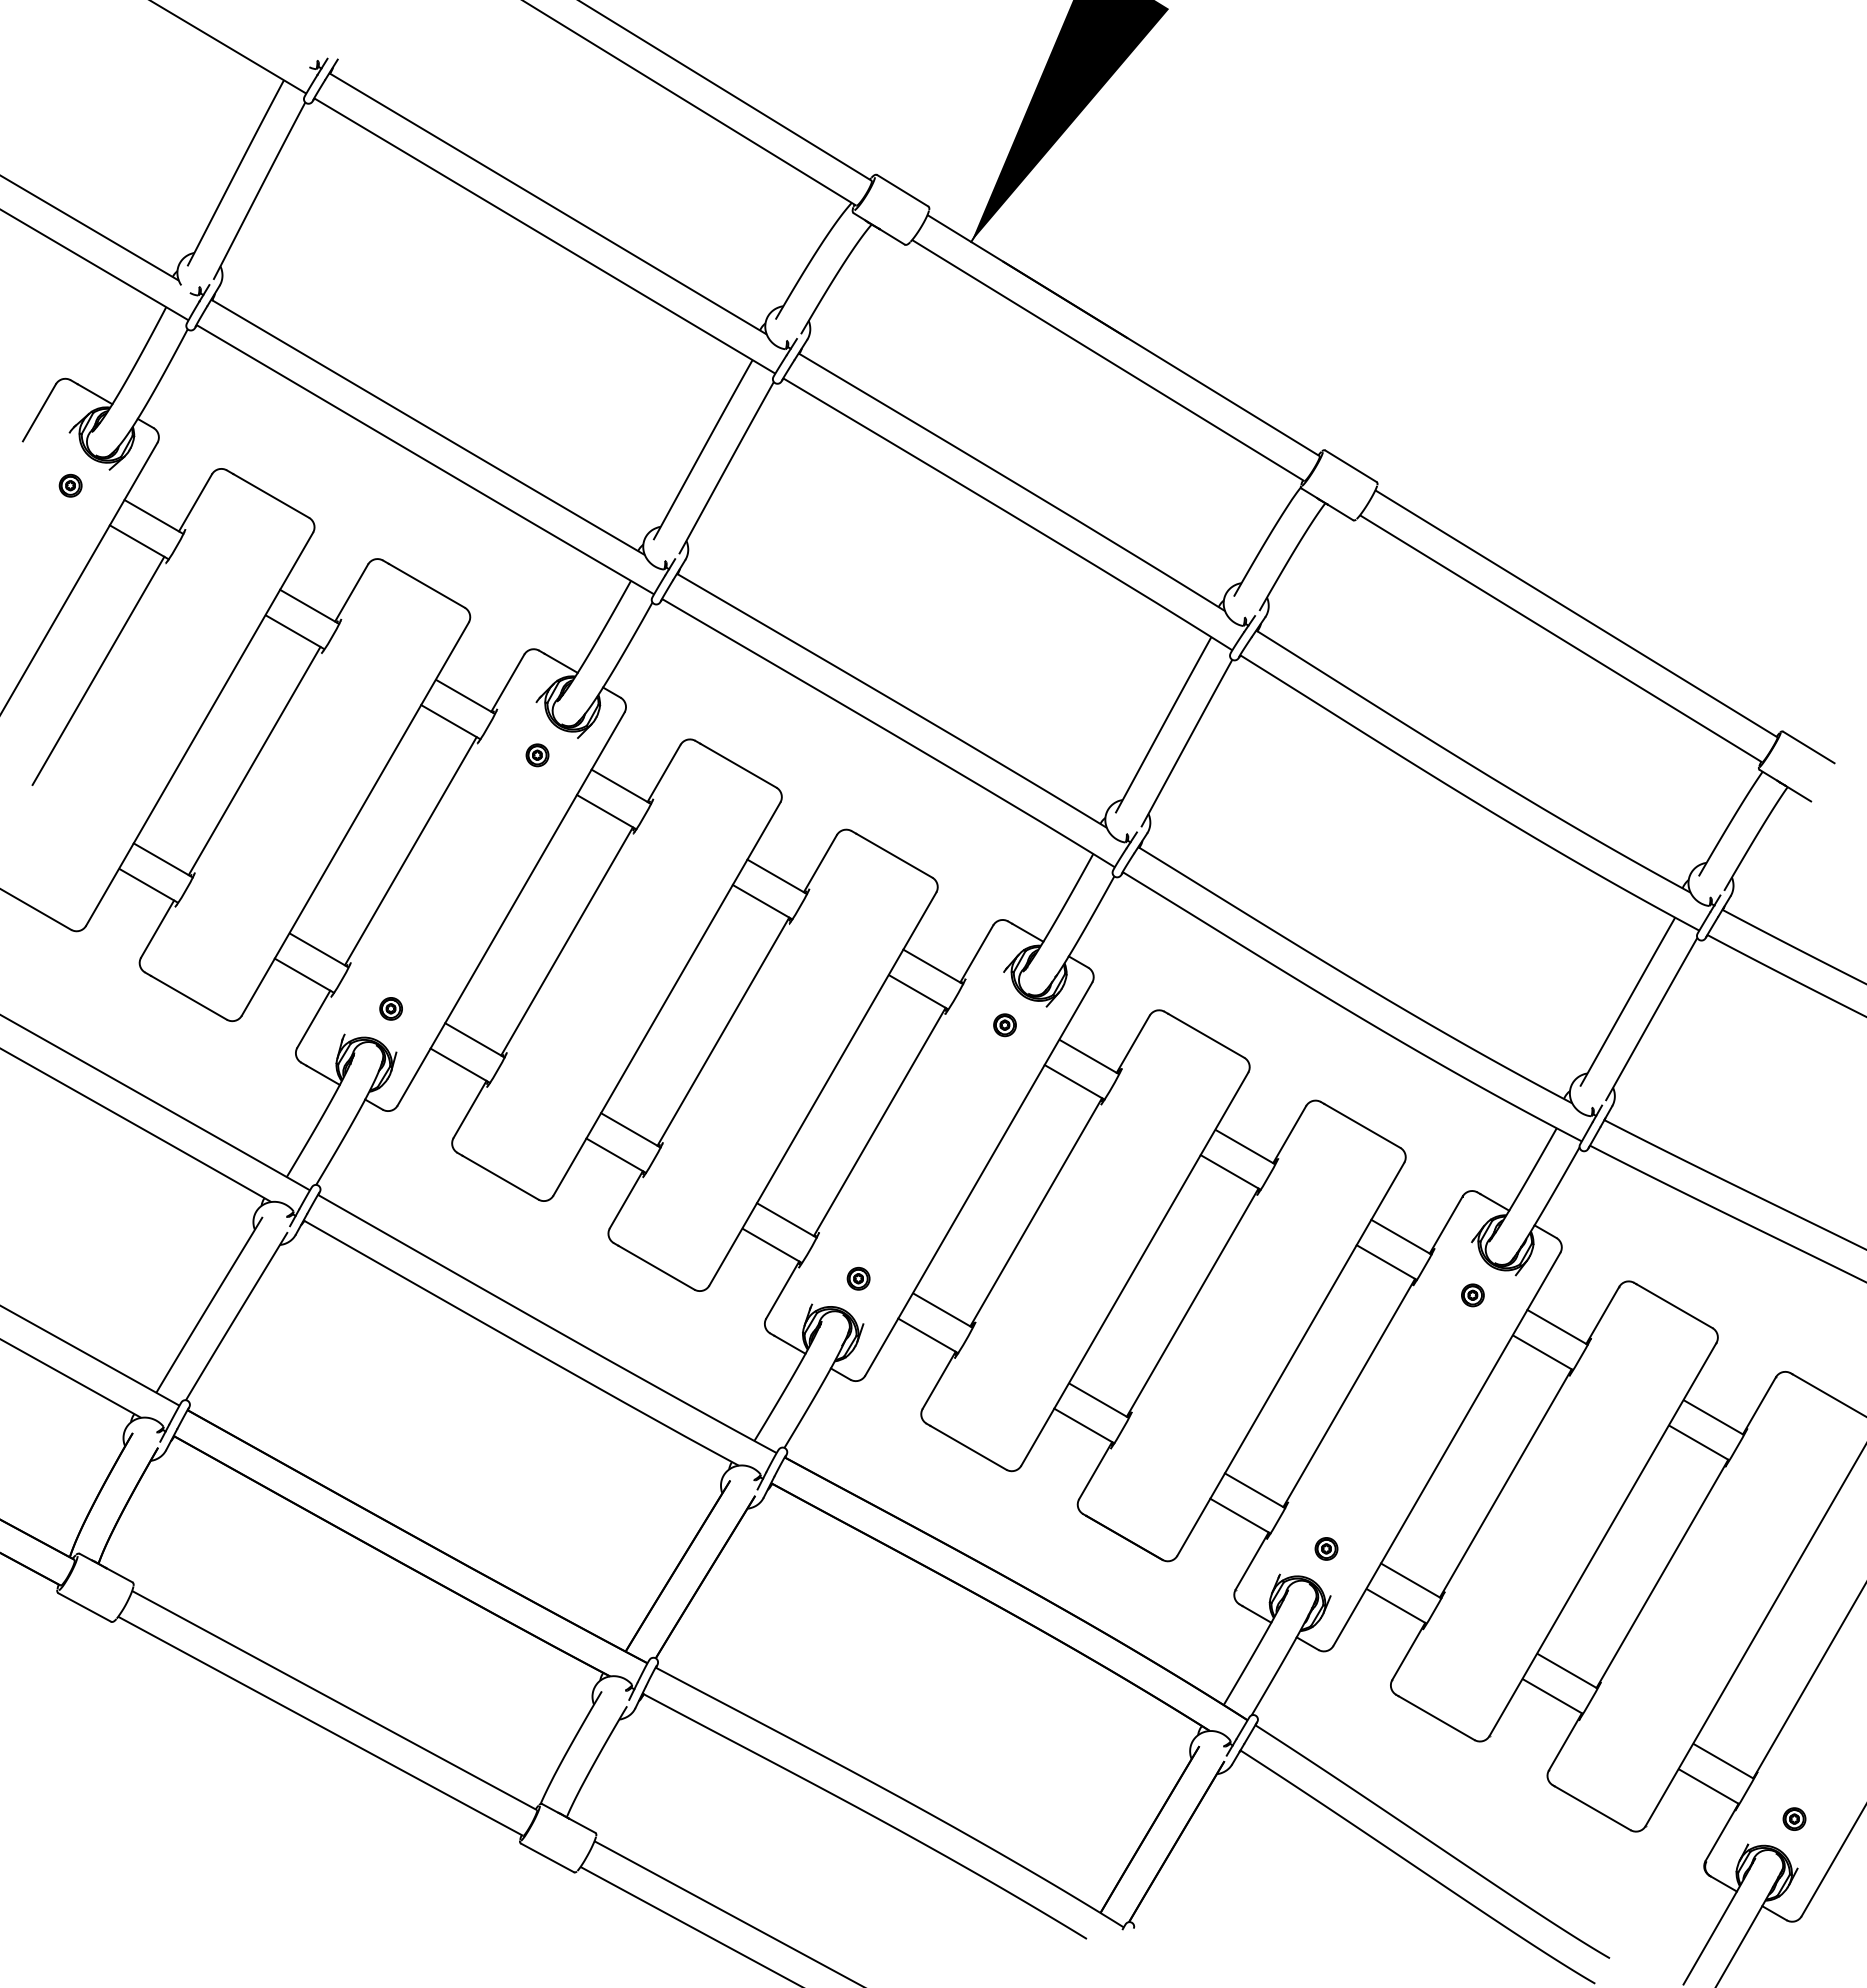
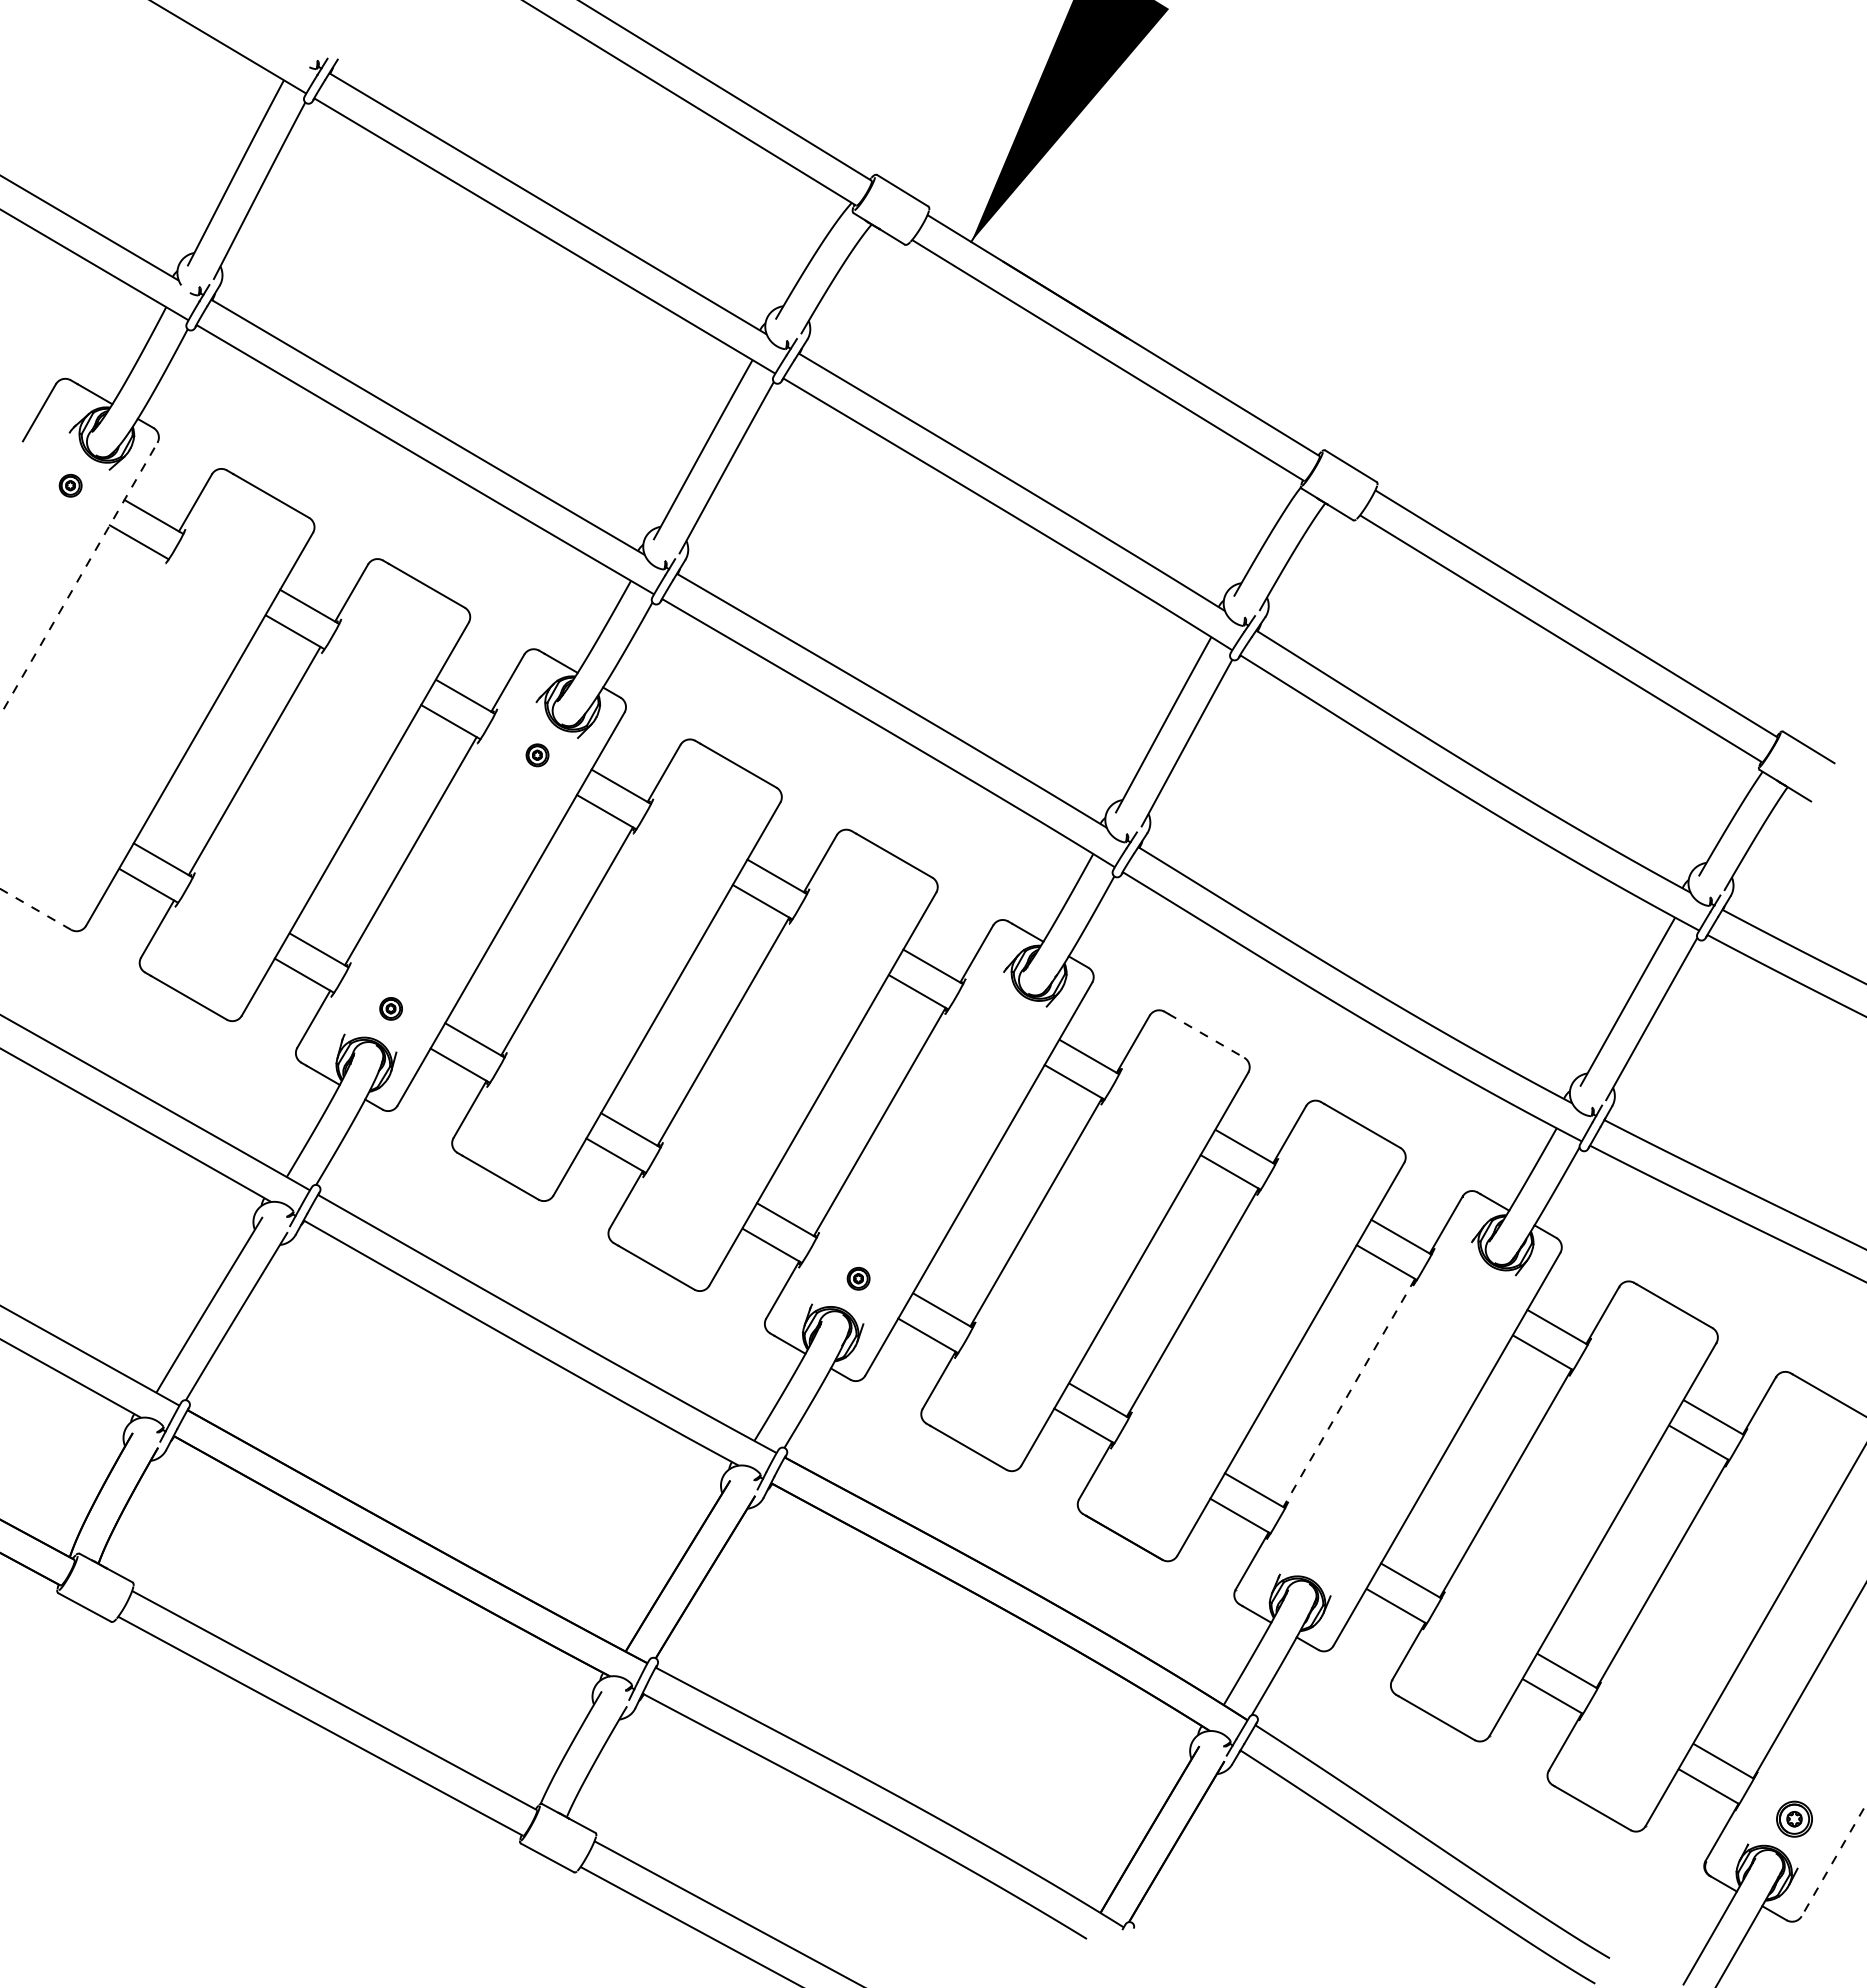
line: solid -> dashed (78, 578)
line: present -> none (98, 670)
line: solid -> dashed (35, 909)
part: present -> none (1004, 1025)
line: solid -> dashed (1206, 1035)
part: present -> none (1472, 1295)
line: solid -> dashed (1349, 1393)
part: present -> none (1326, 1548)
part size: 25x24 px -> 37x38 px (1794, 1818)
line: solid -> dashed (1834, 1859)
